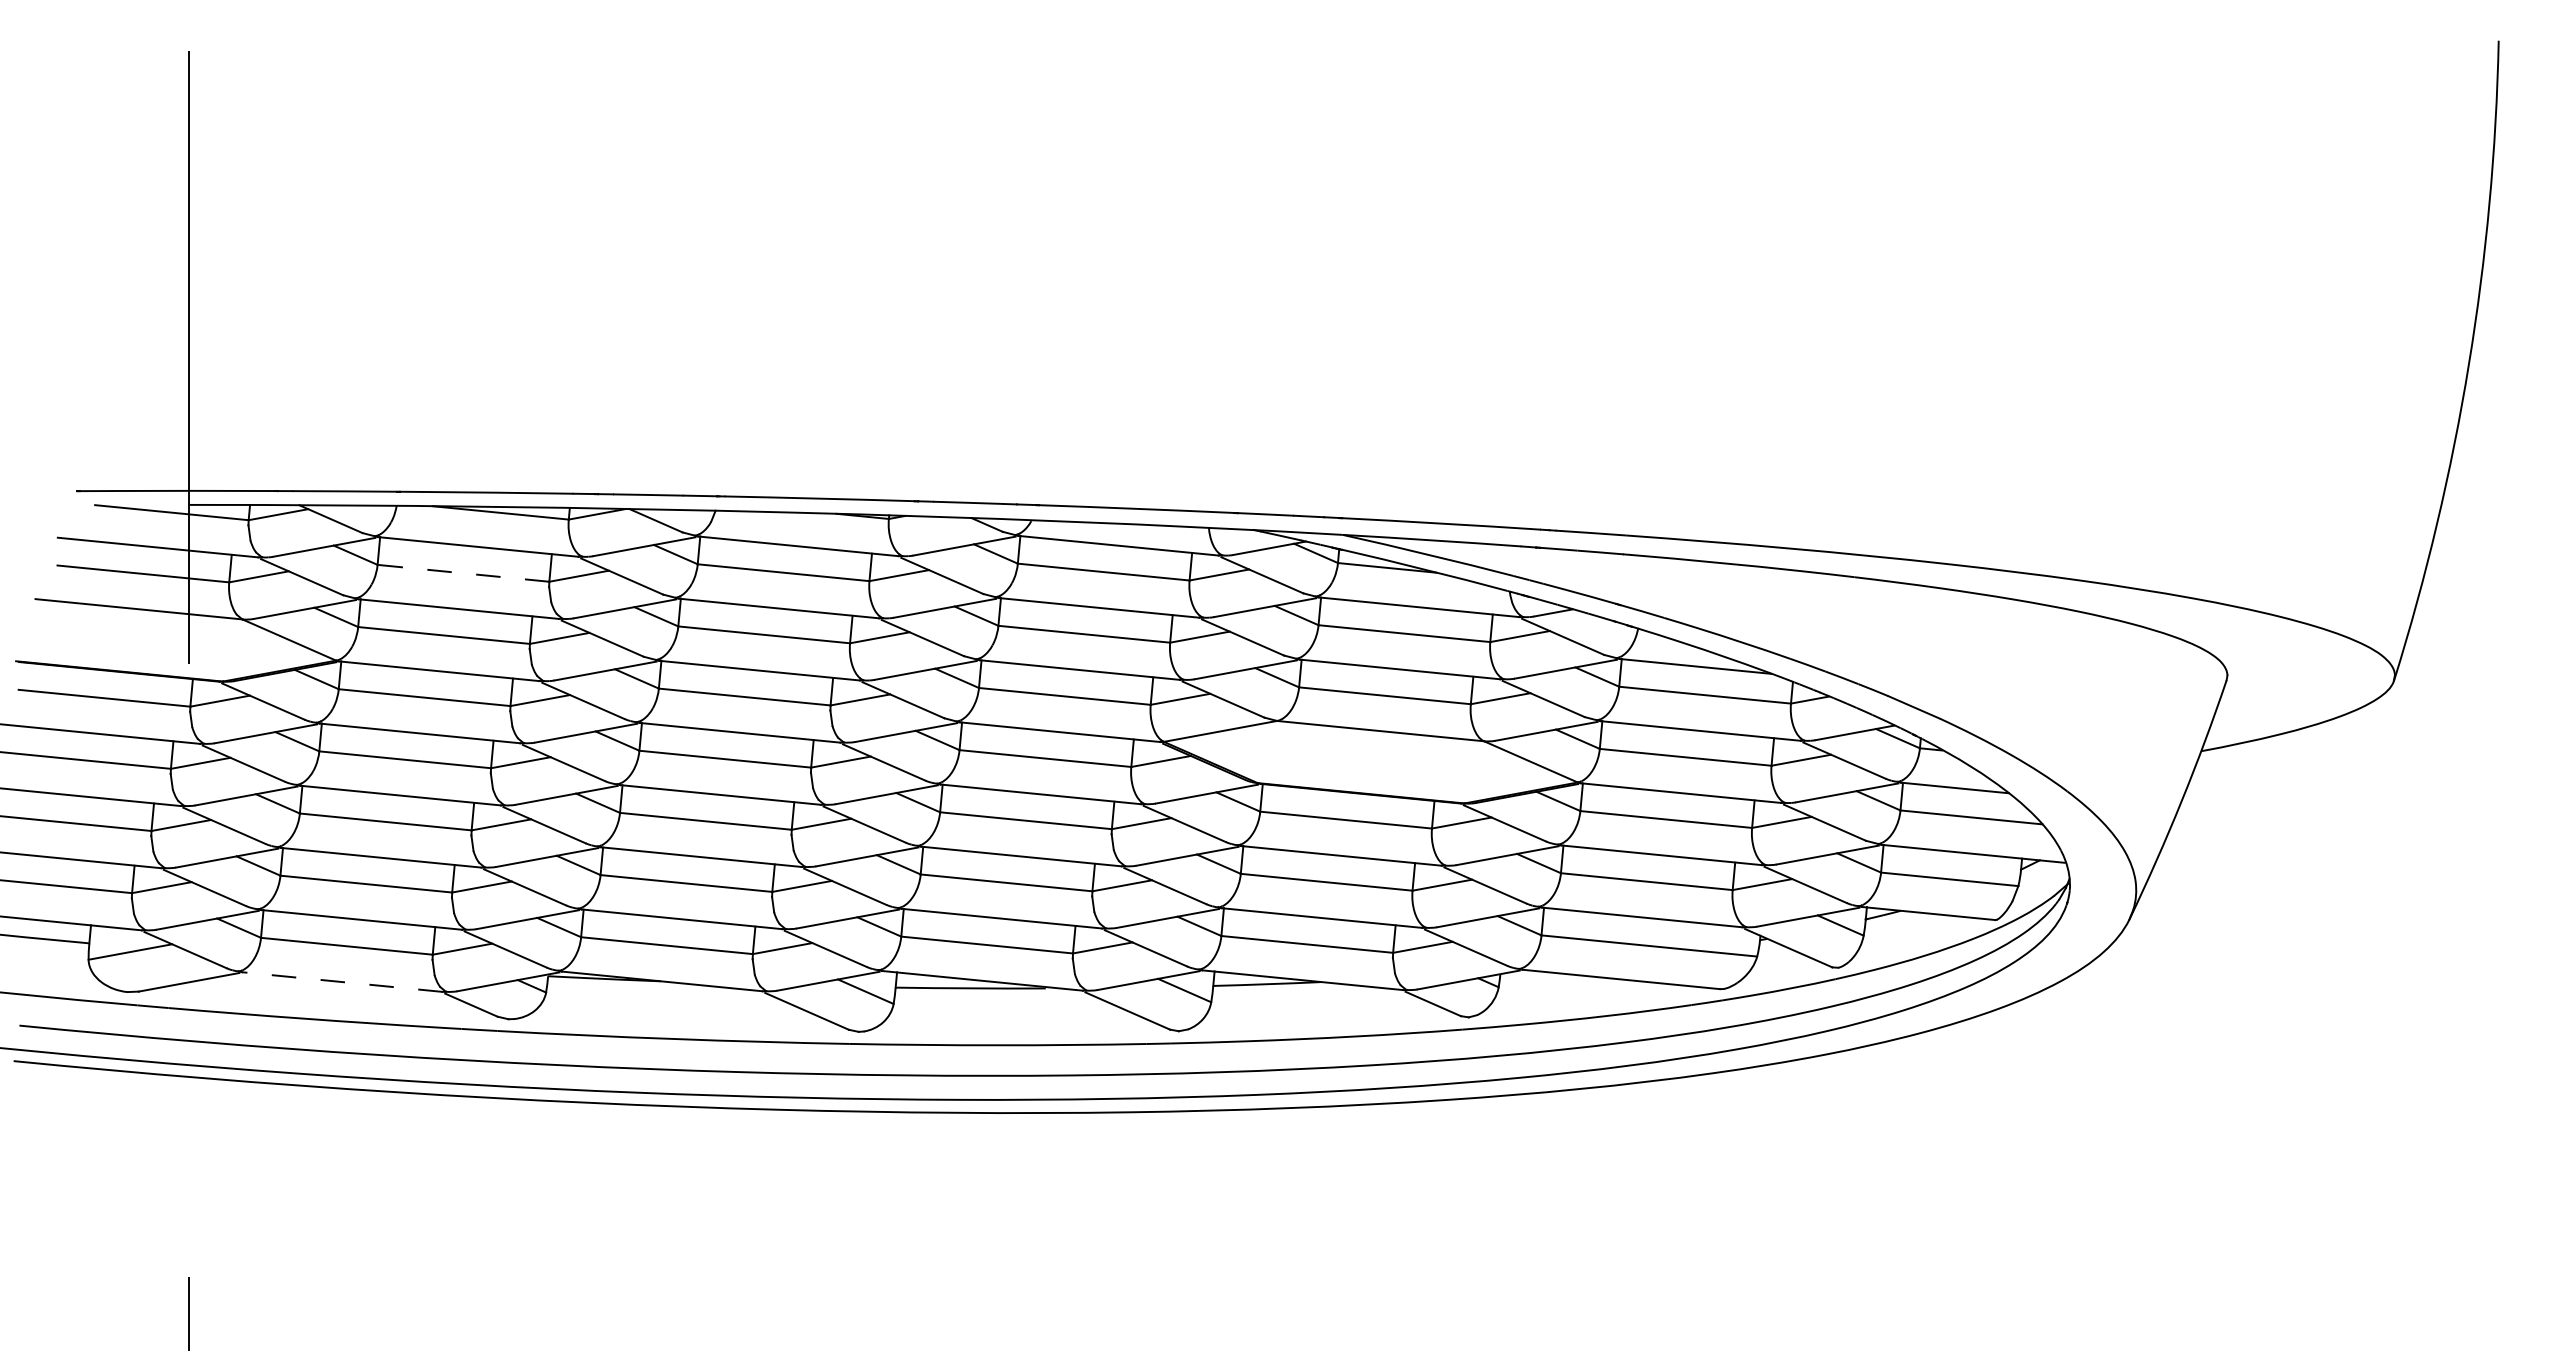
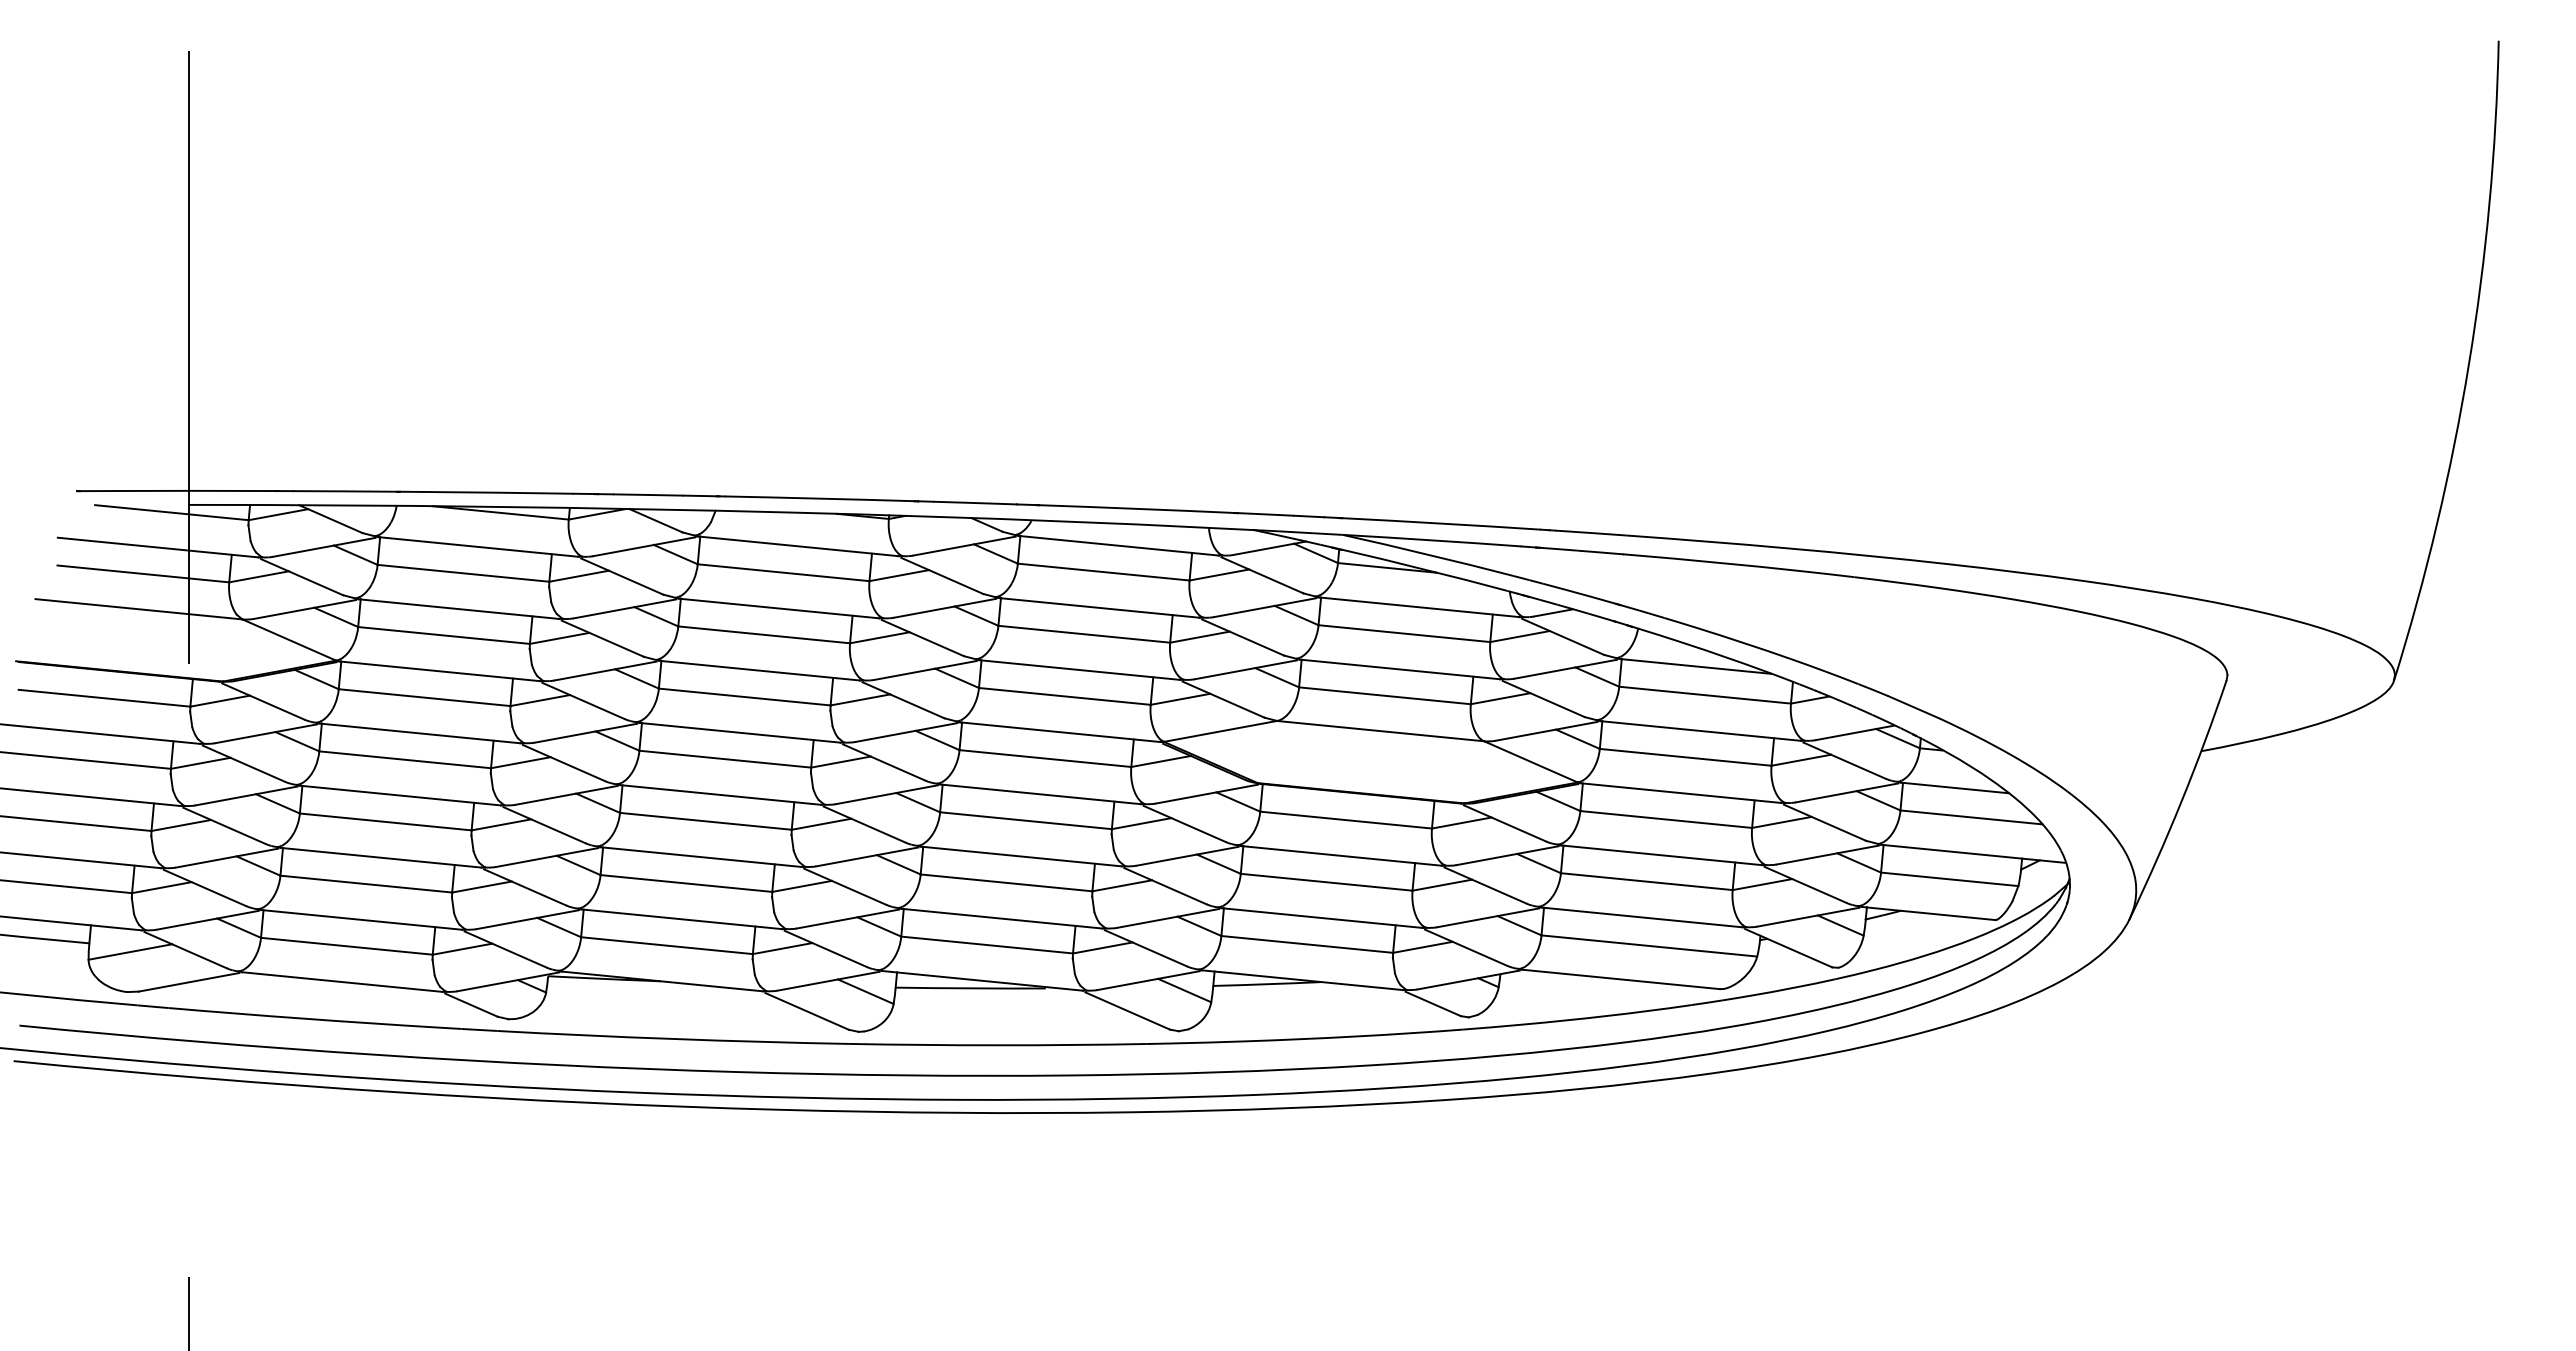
line: dashed -> solid (463, 573)
line: dashed -> solid (342, 982)
